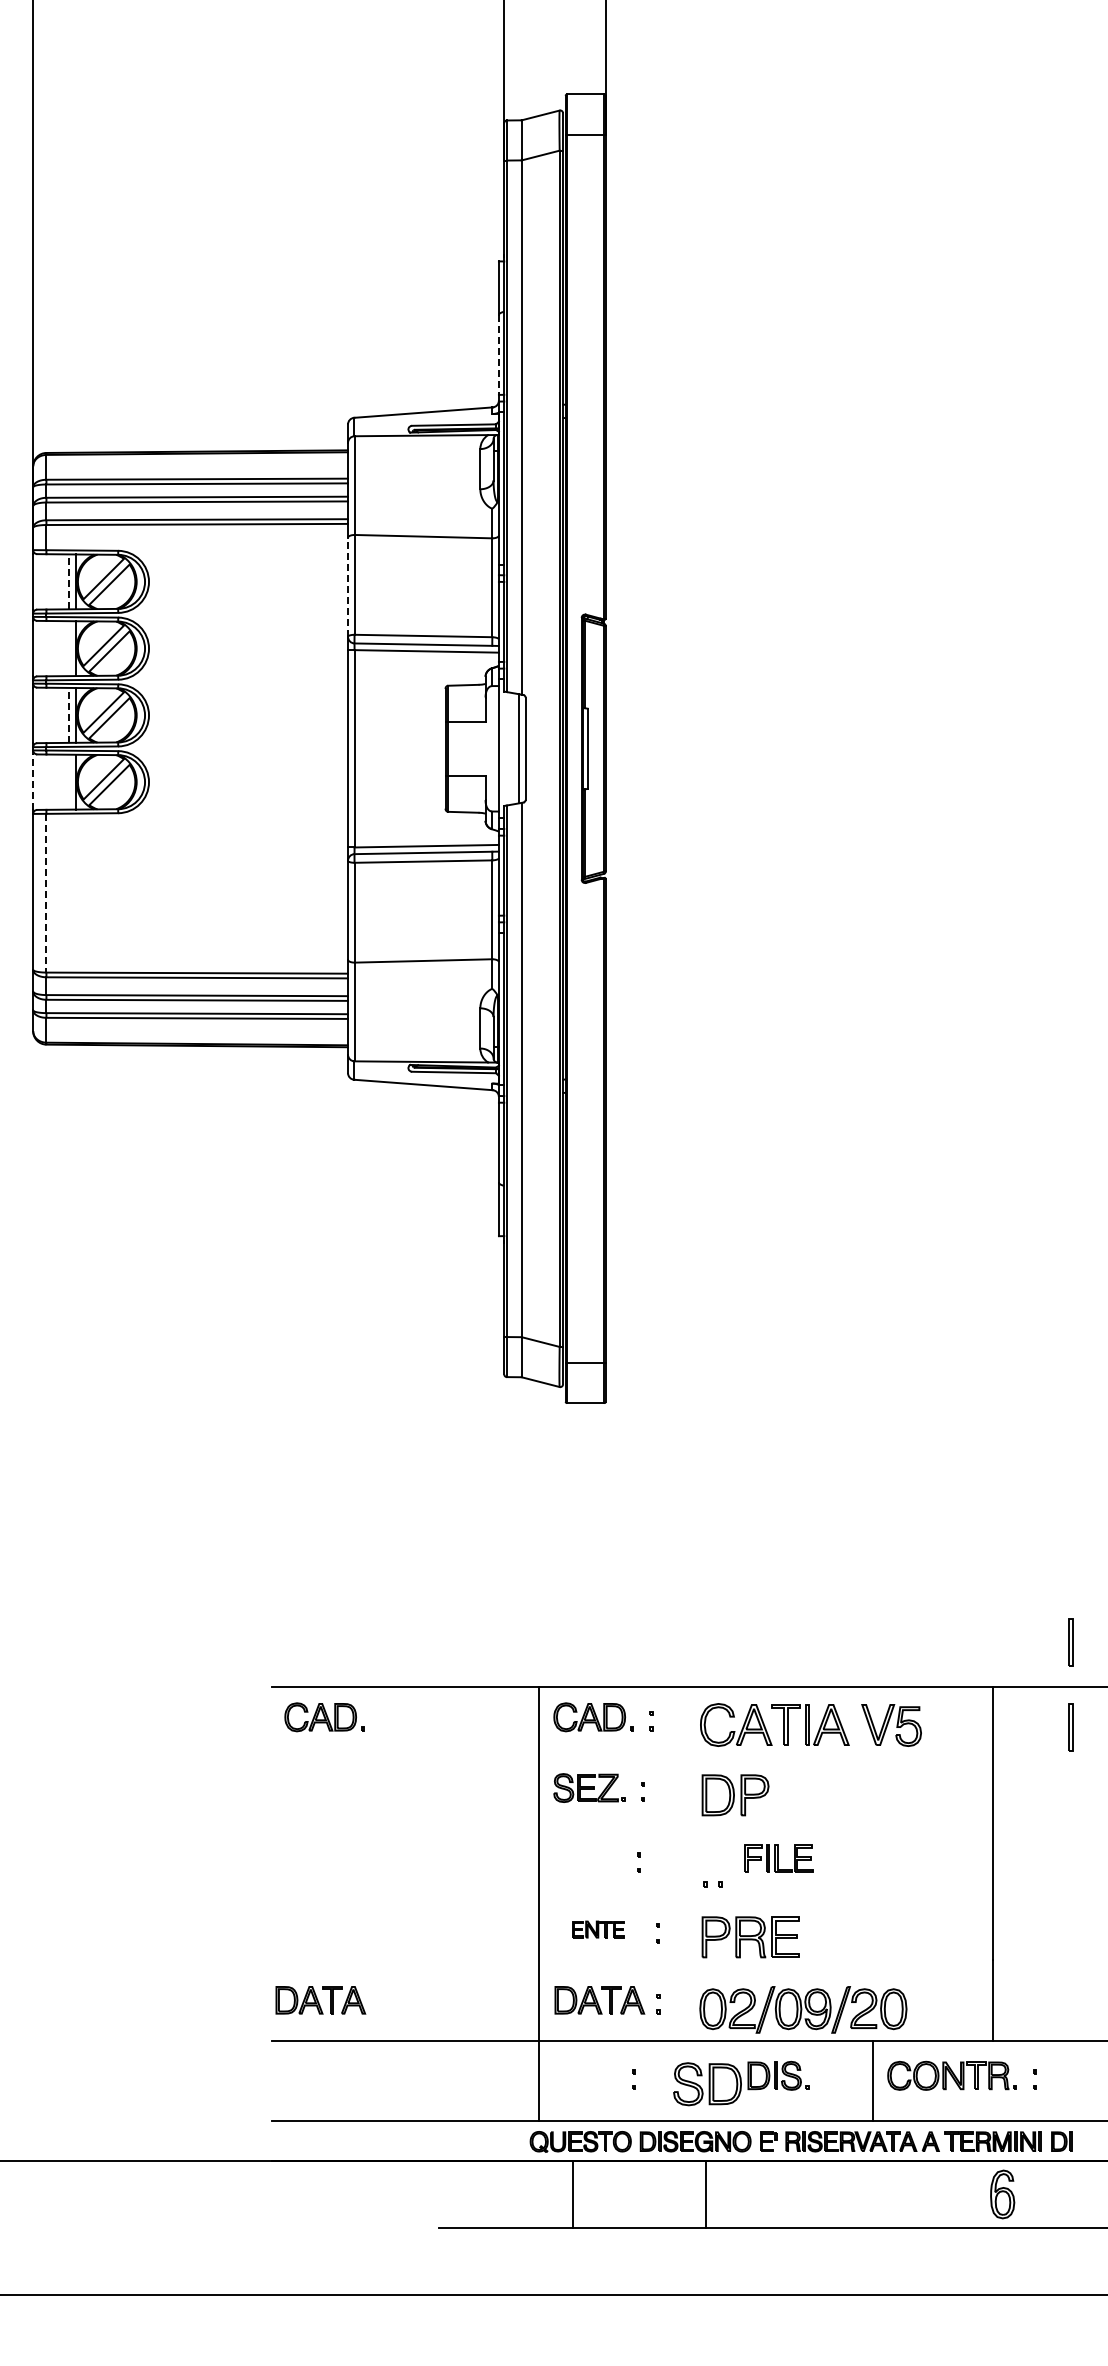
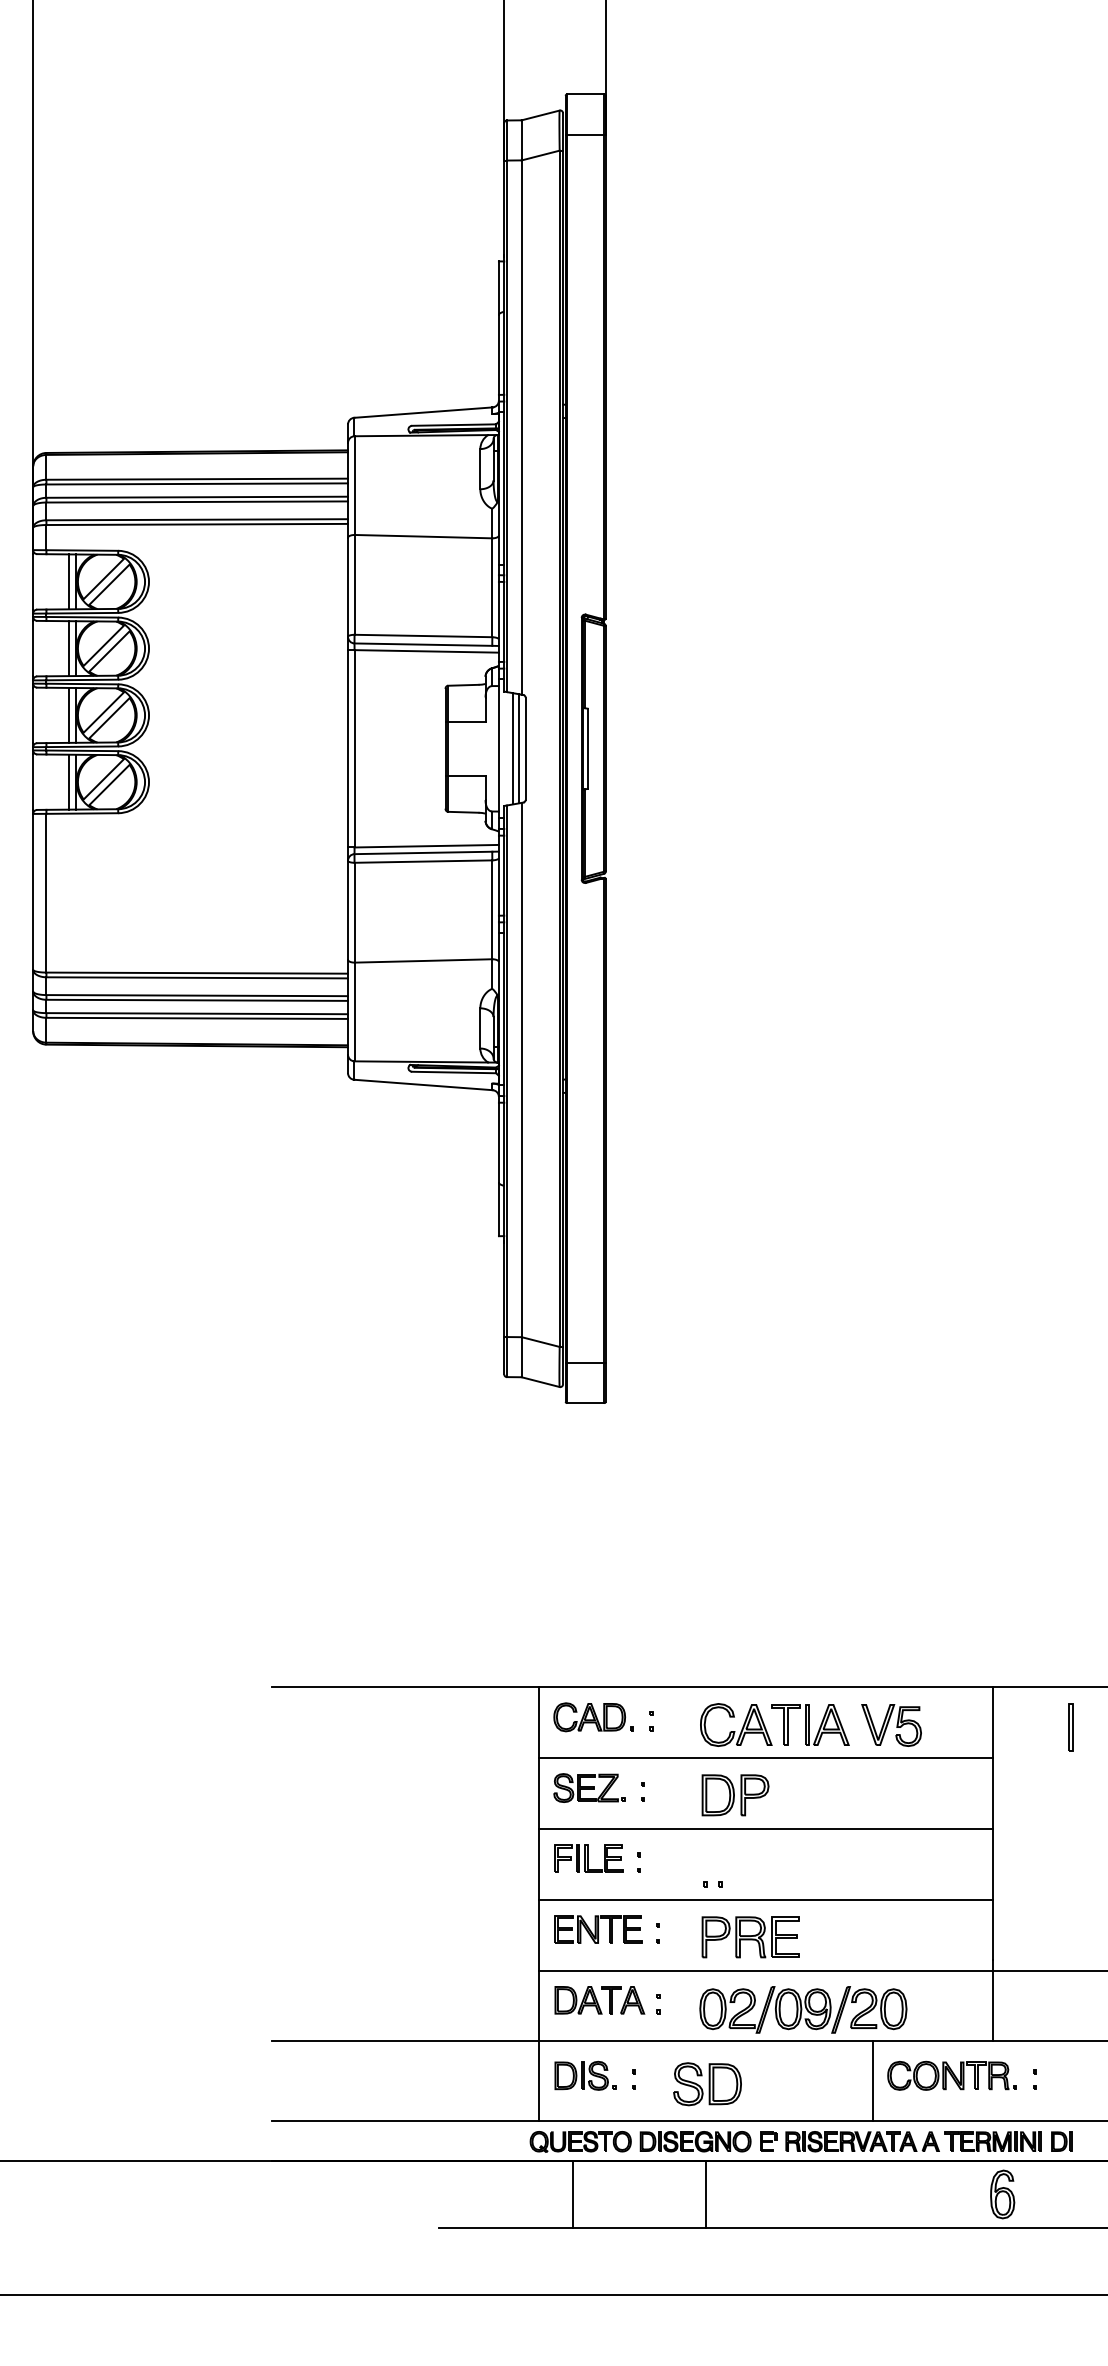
line: dashed -> solid (498, 355)
line: dashed -> solid (69, 581)
line: dashed -> solid (348, 586)
line: none -> present (69, 648)
line: dashed -> solid (69, 714)
line: none -> present (513, 748)
line: none -> present (69, 781)
line: dashed -> solid (33, 782)
line: dashed -> solid (46, 893)
part: present -> none (1070, 1642)
part: present -> none (324, 1717)
line: none -> present (766, 1758)
line: none -> present (766, 1828)
part position: (778, 1858) -> (588, 1858) (588, 1858)
line: none -> present (766, 1899)
part size: 53x19 px -> 89x29 px (598, 1929)
line: none -> present (821, 1970)
part: present -> none (320, 2000)
part position: (778, 2075) -> (585, 2075) (585, 2075)
